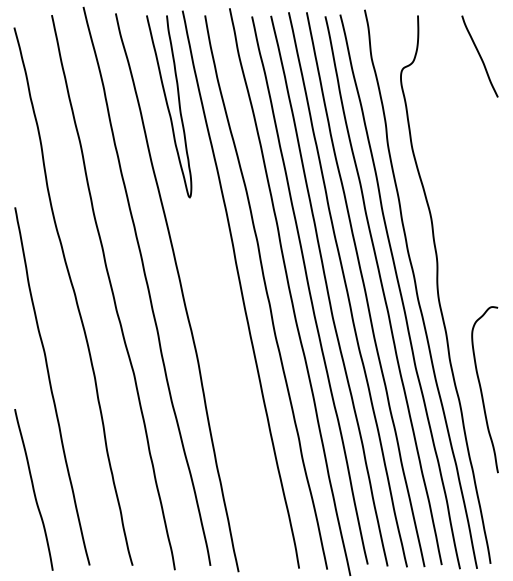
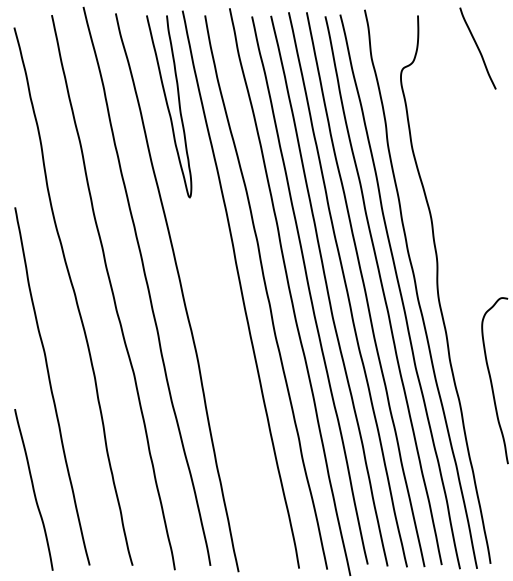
curve position: (479, 56) -> (477, 48) (477, 48)
curve position: (482, 391) -> (492, 382) (492, 382)
